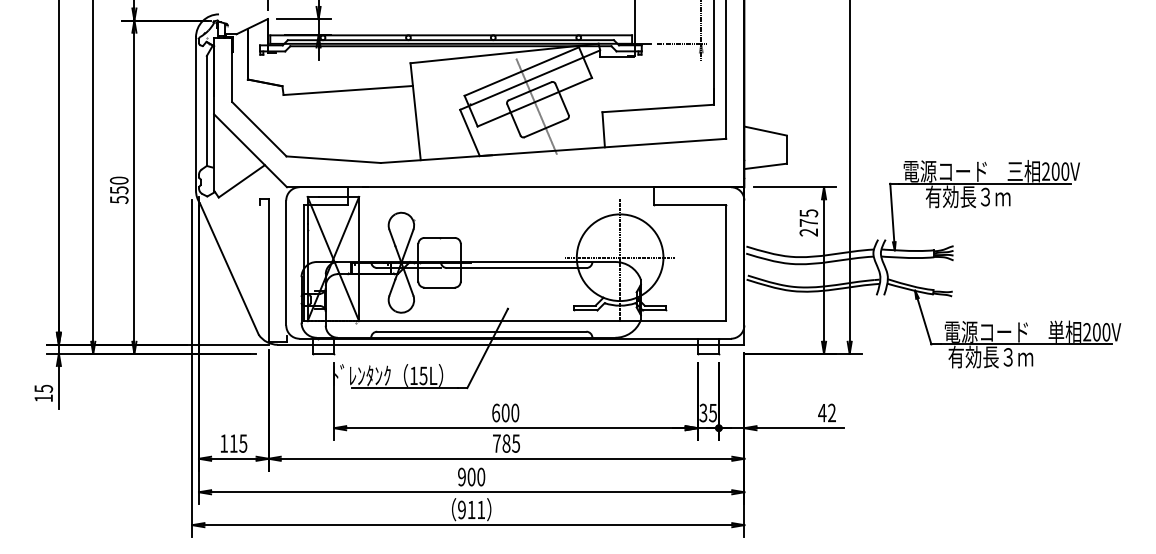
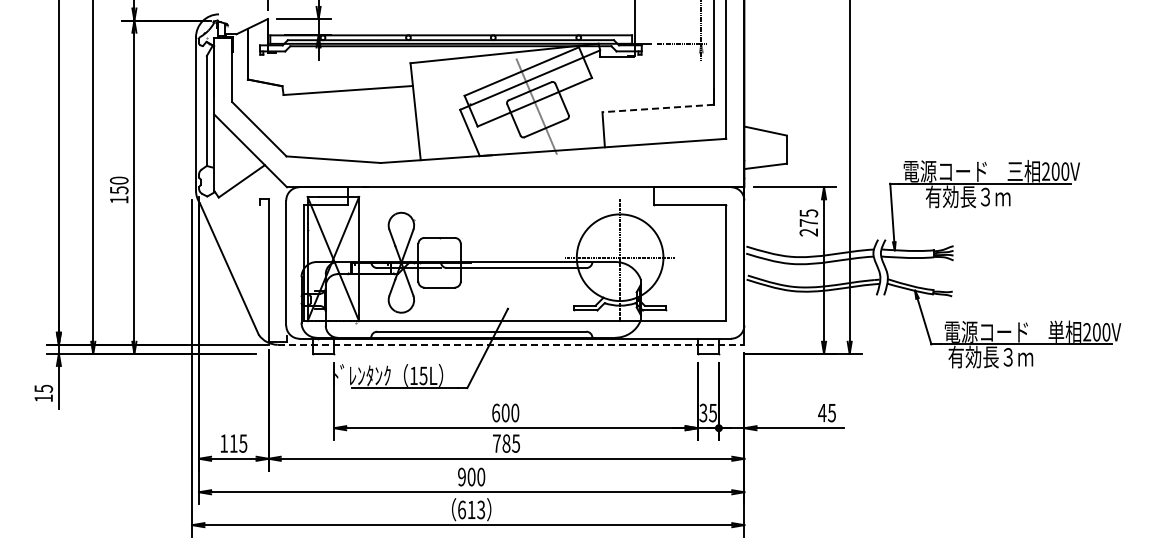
line: solid -> dashed (658, 108)
text: 550 -> 150 (119, 199)
line: solid -> dashed (511, 344)
text: 42 -> 45 (831, 412)
text: 911 -> 613 (471, 509)
